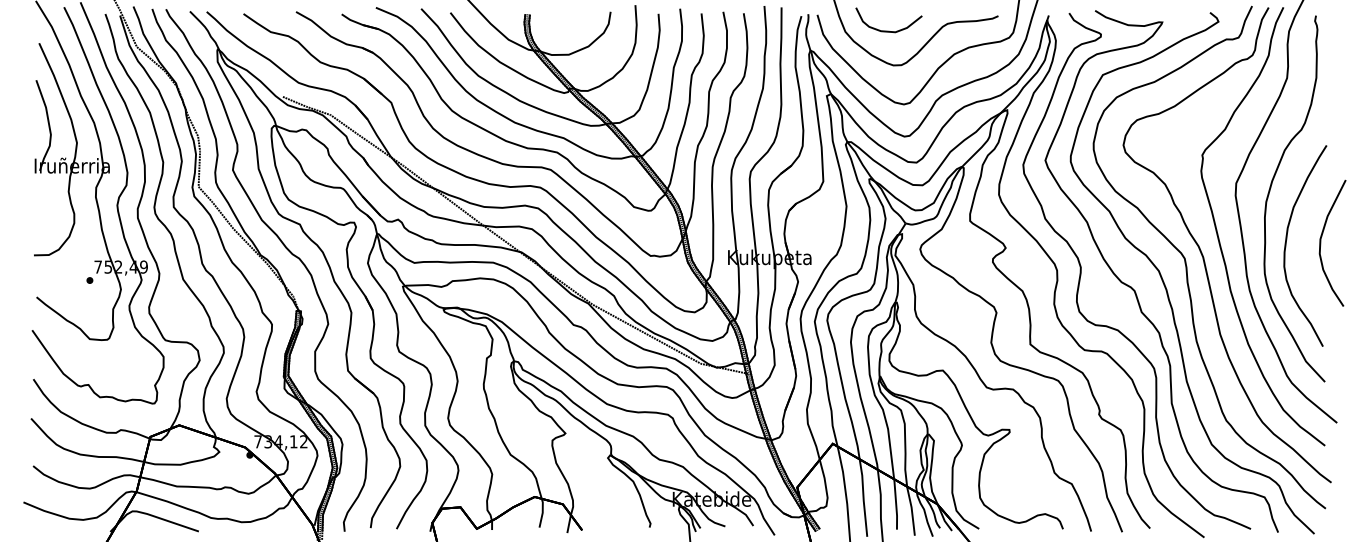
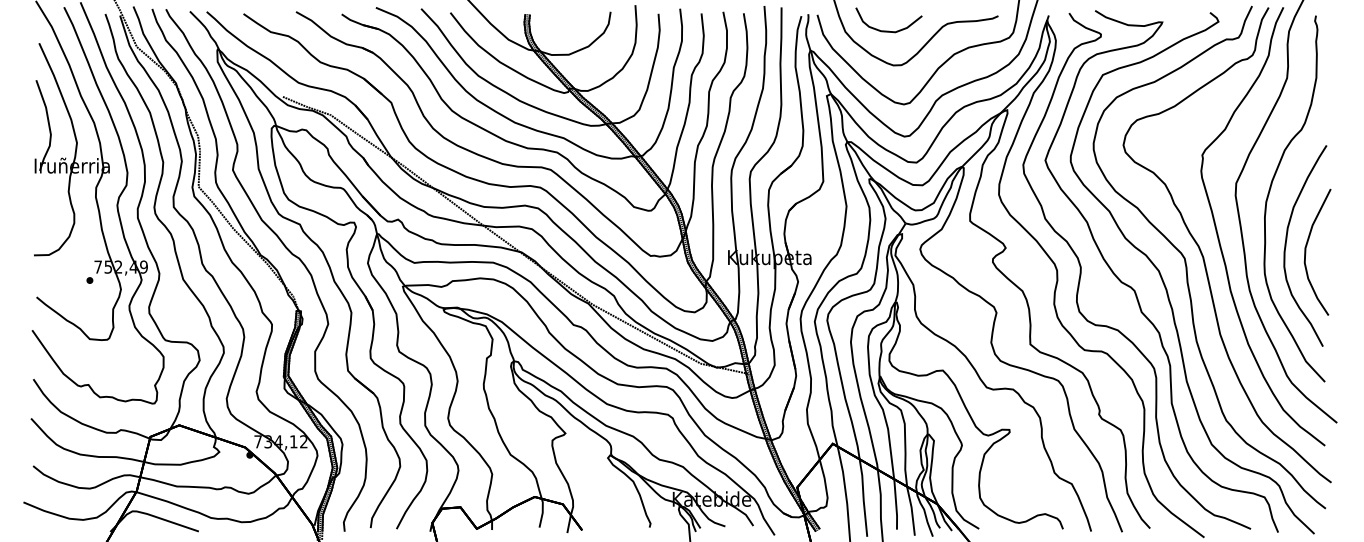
part position: (1321, 242) -> (1306, 251) (1306, 251)
